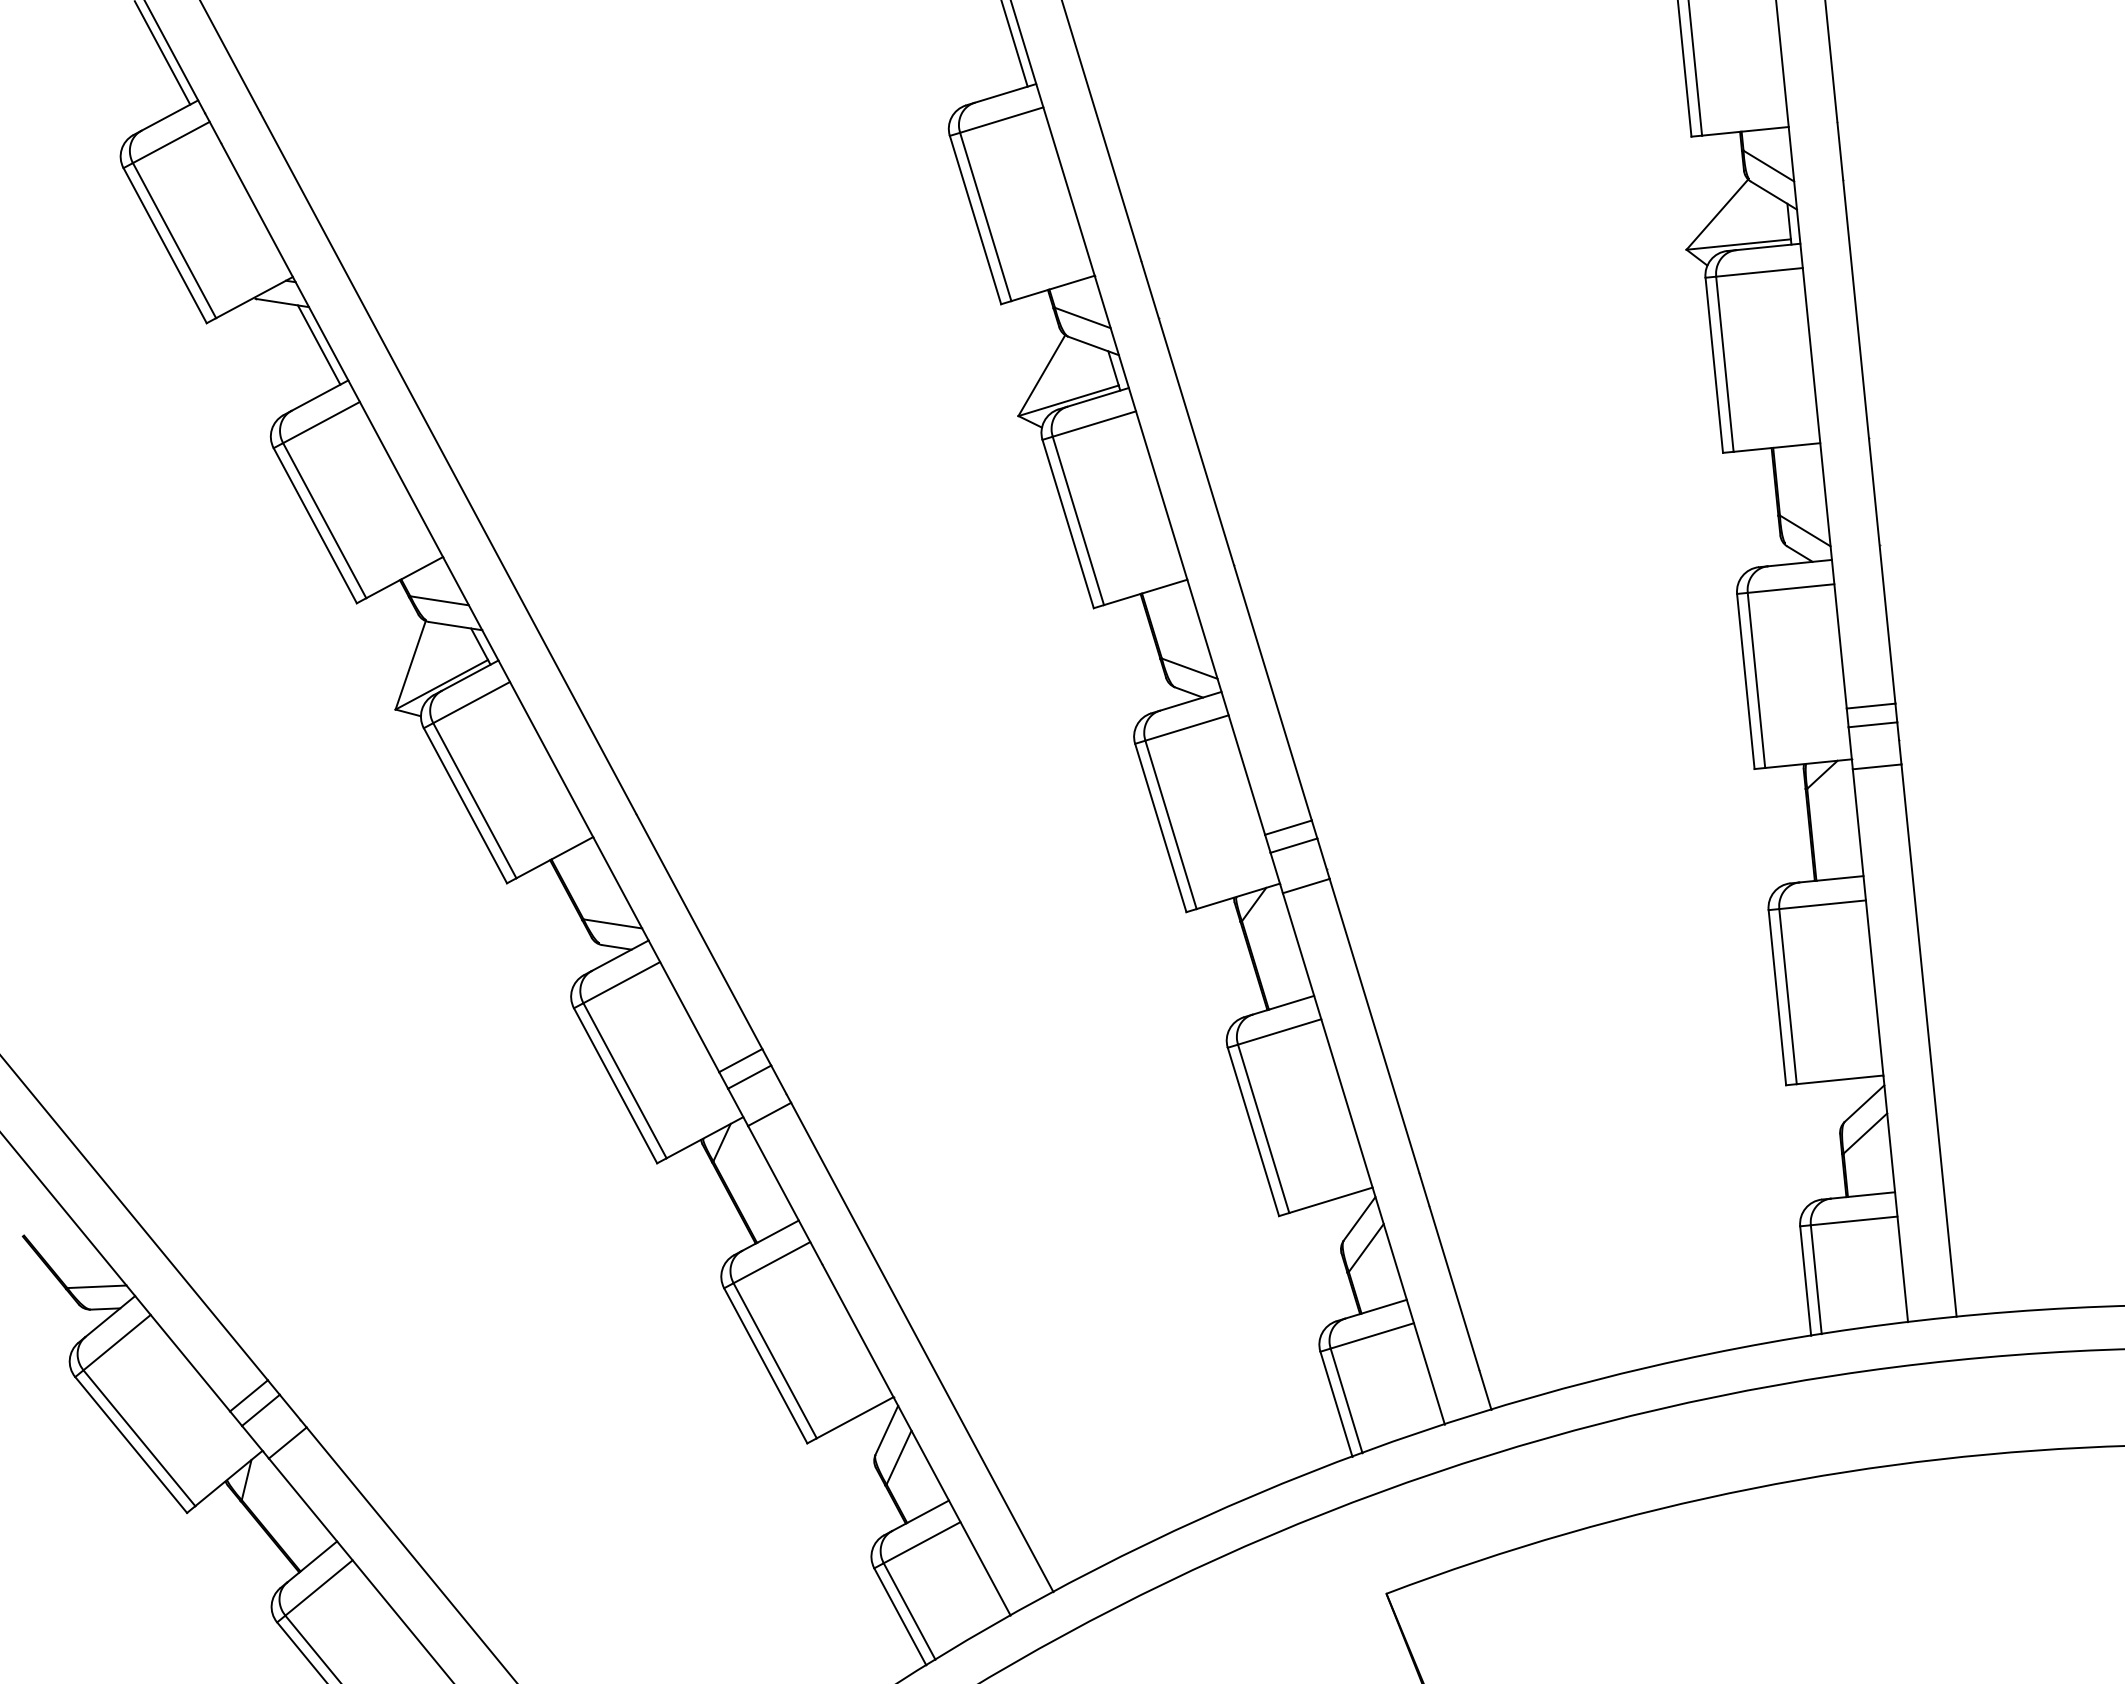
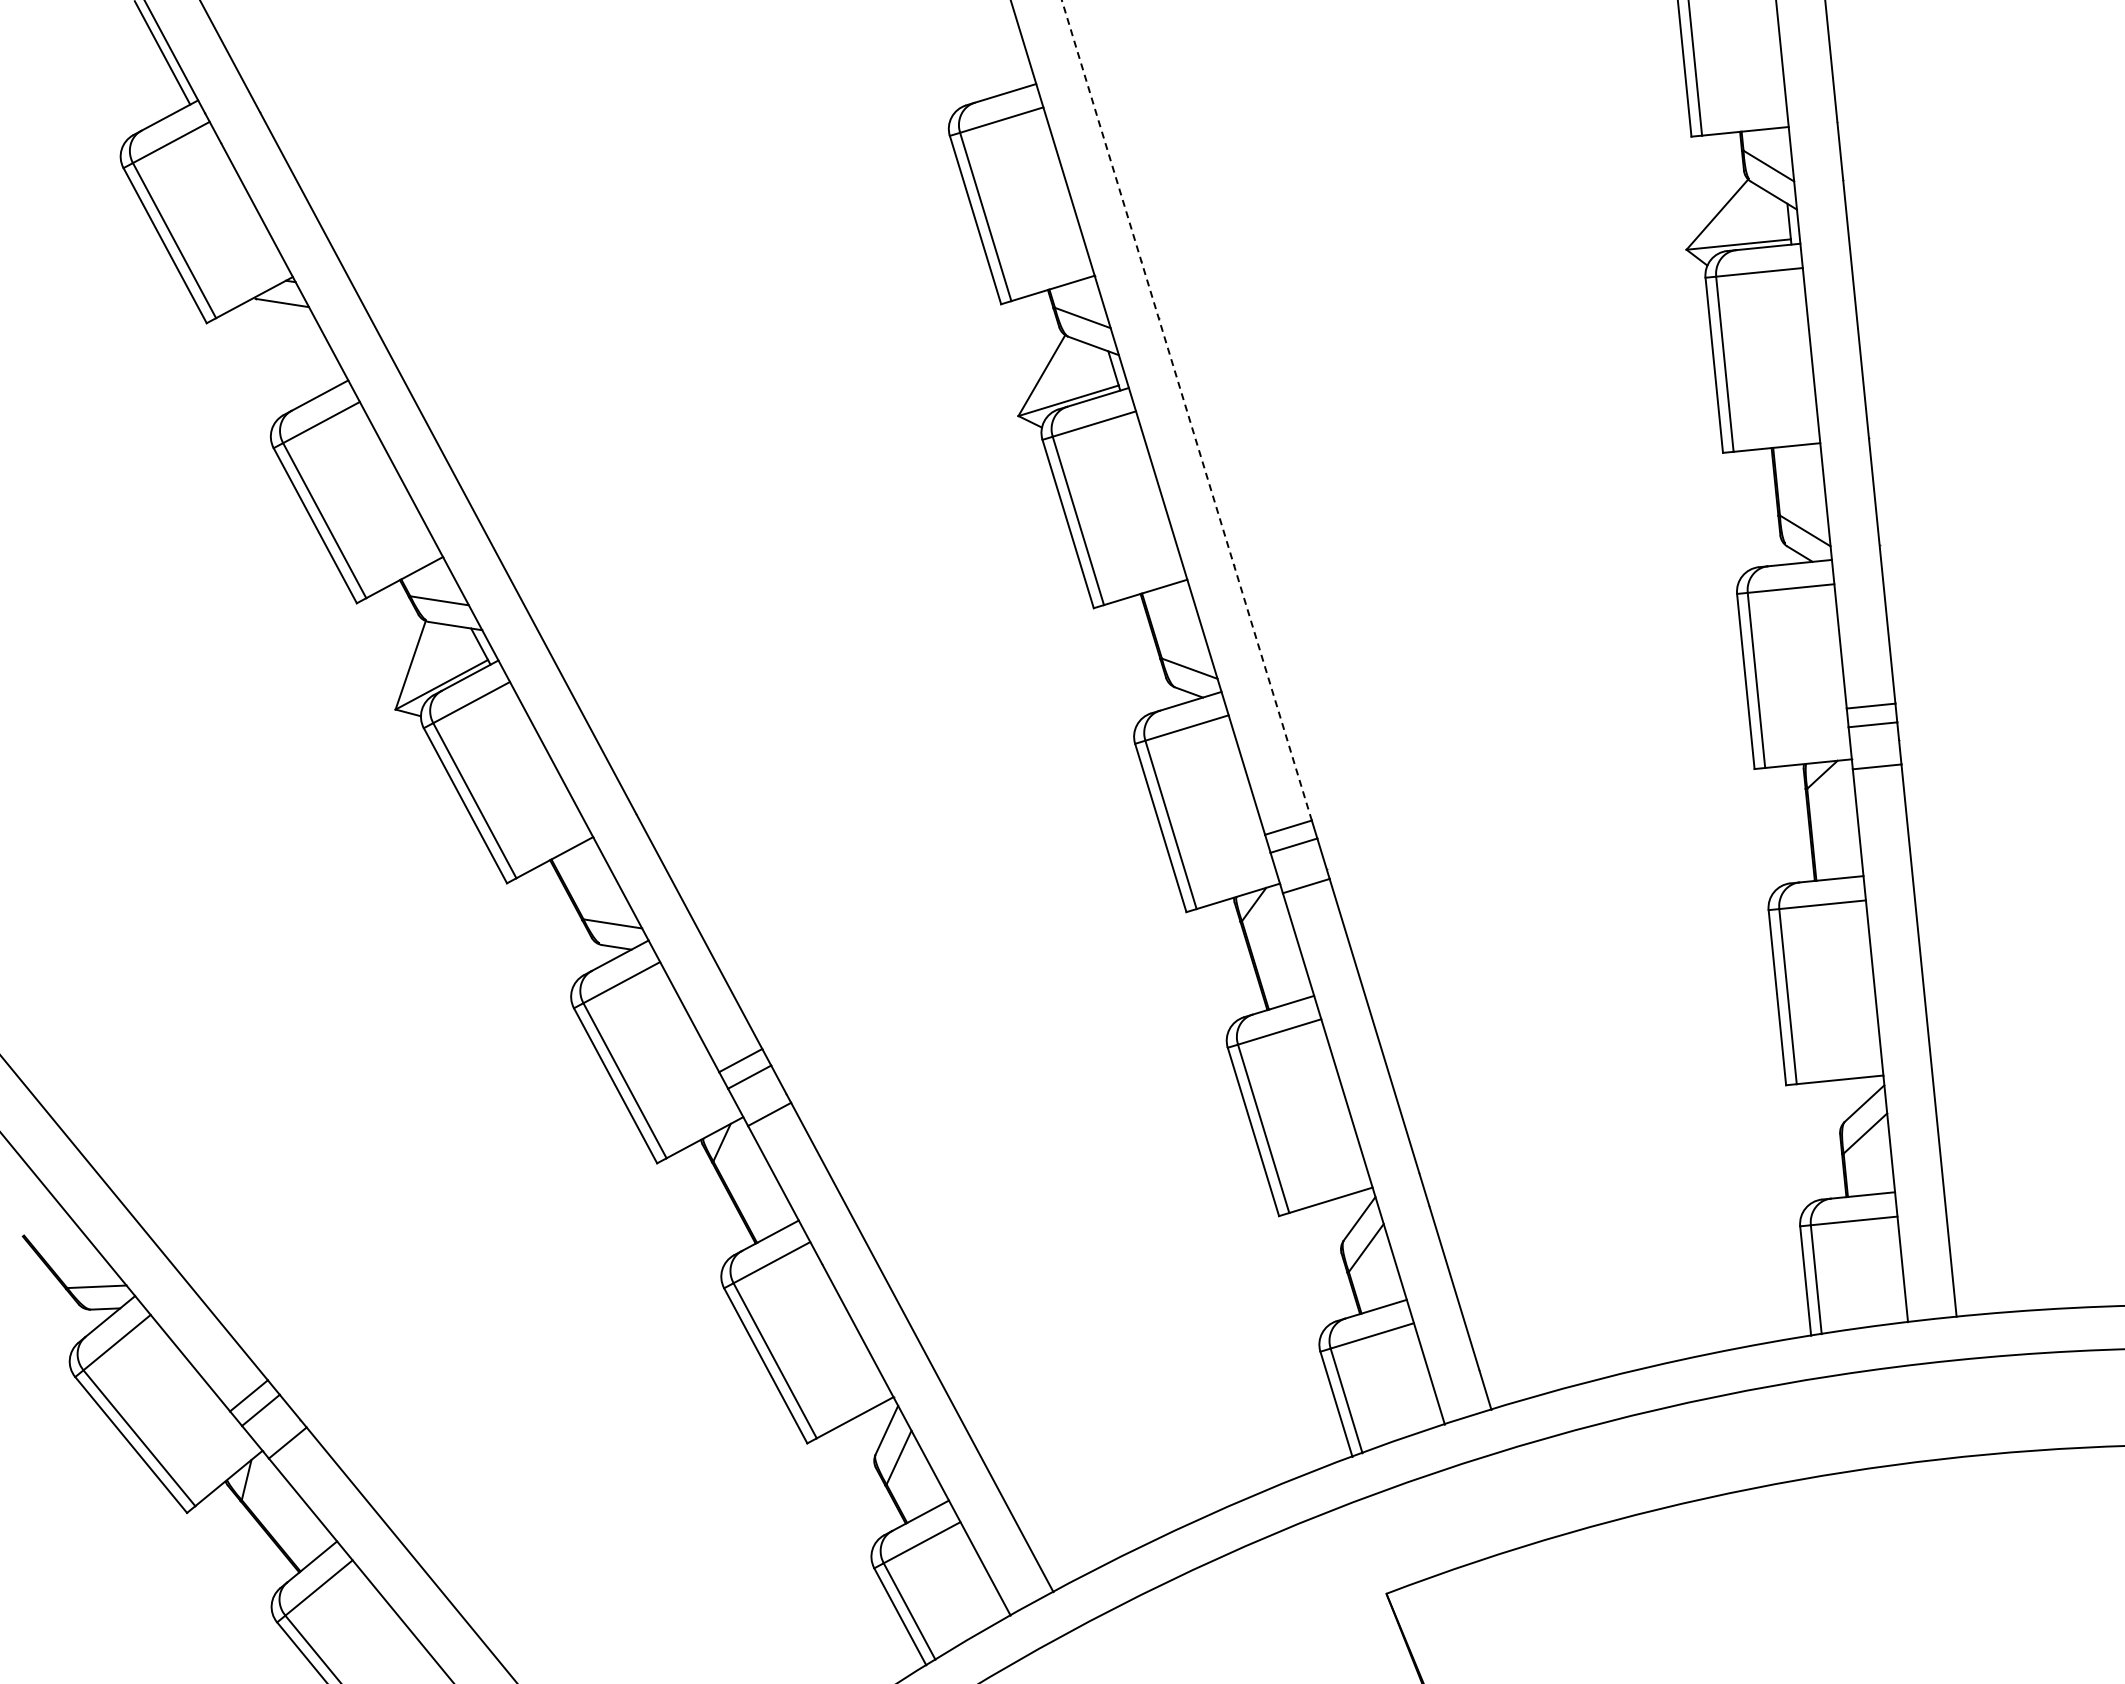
line: present -> none (1014, 44)
line: present -> none (318, 344)
line: solid -> dashed (1187, 411)
